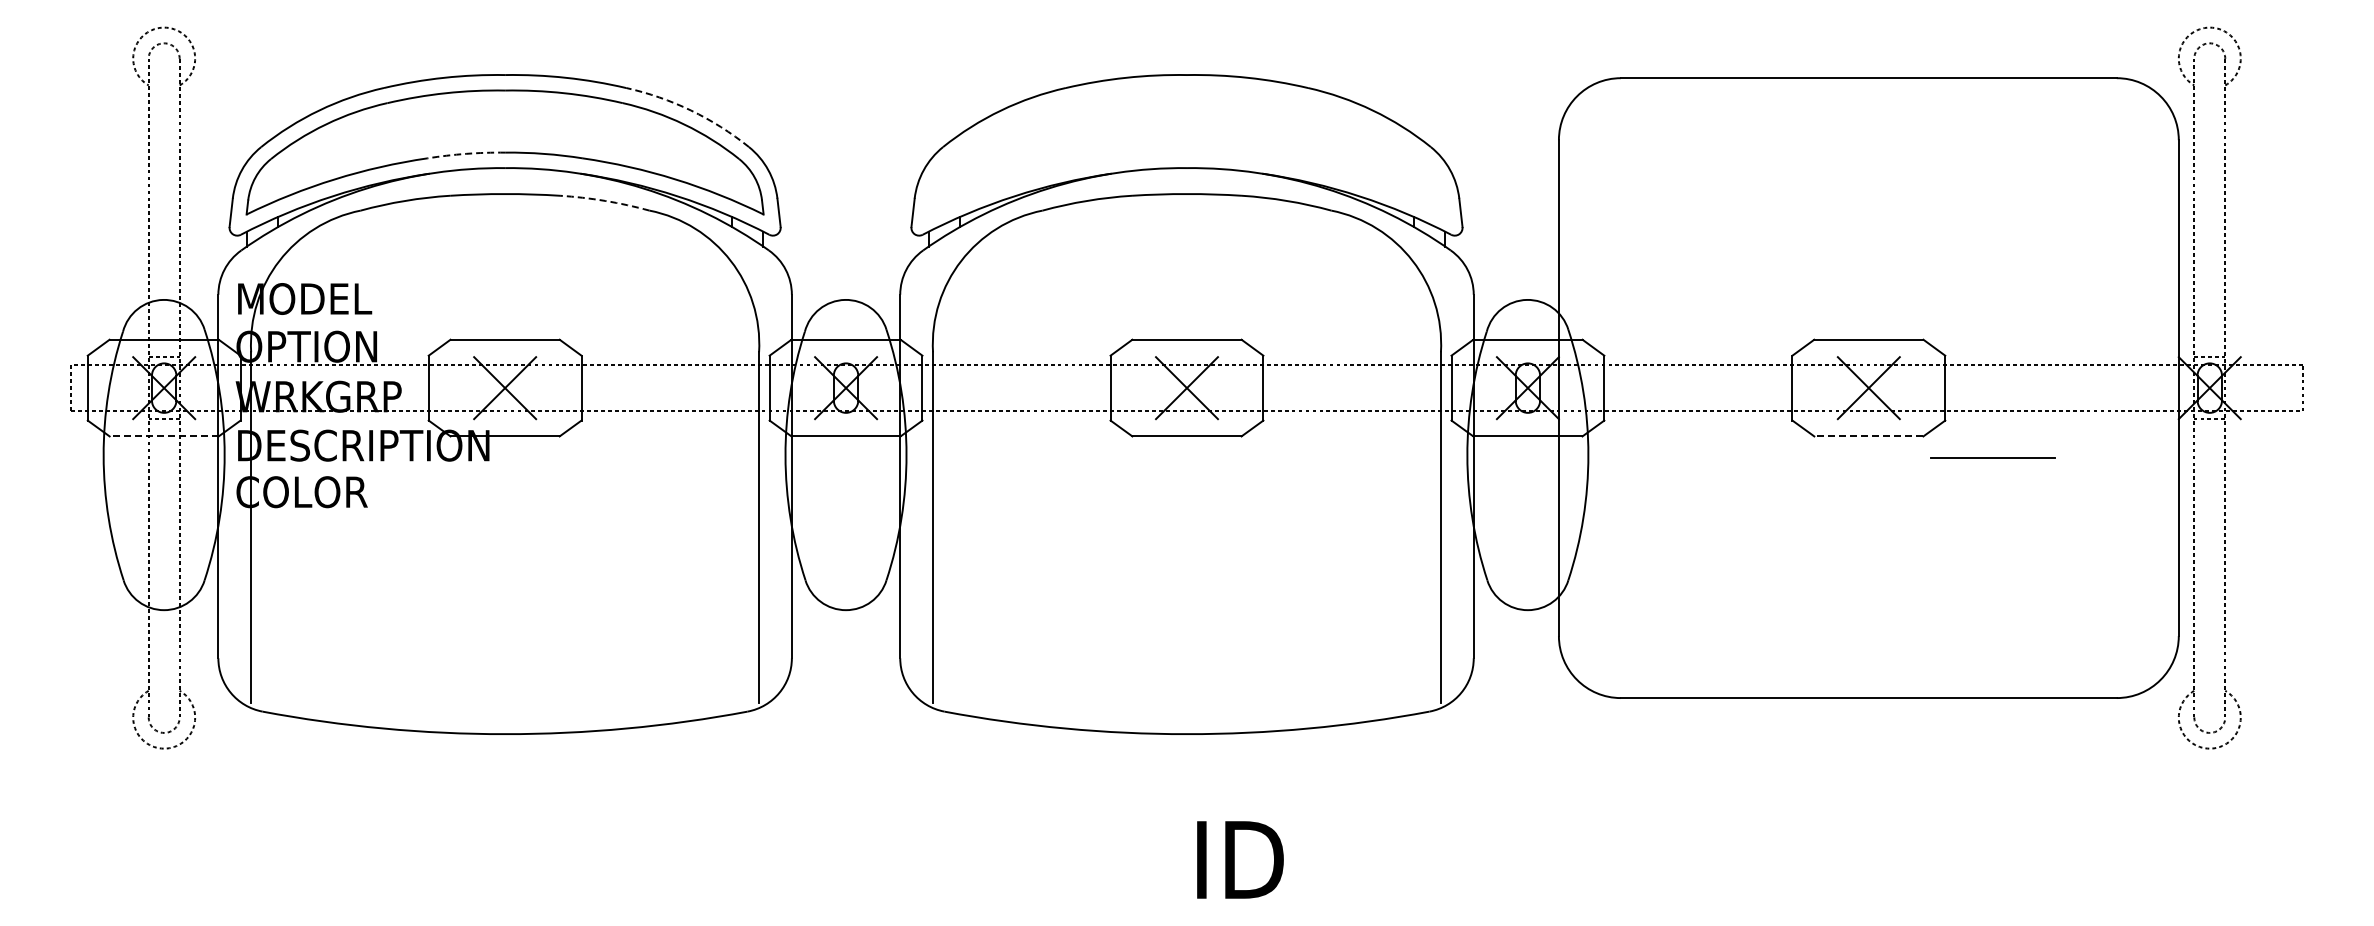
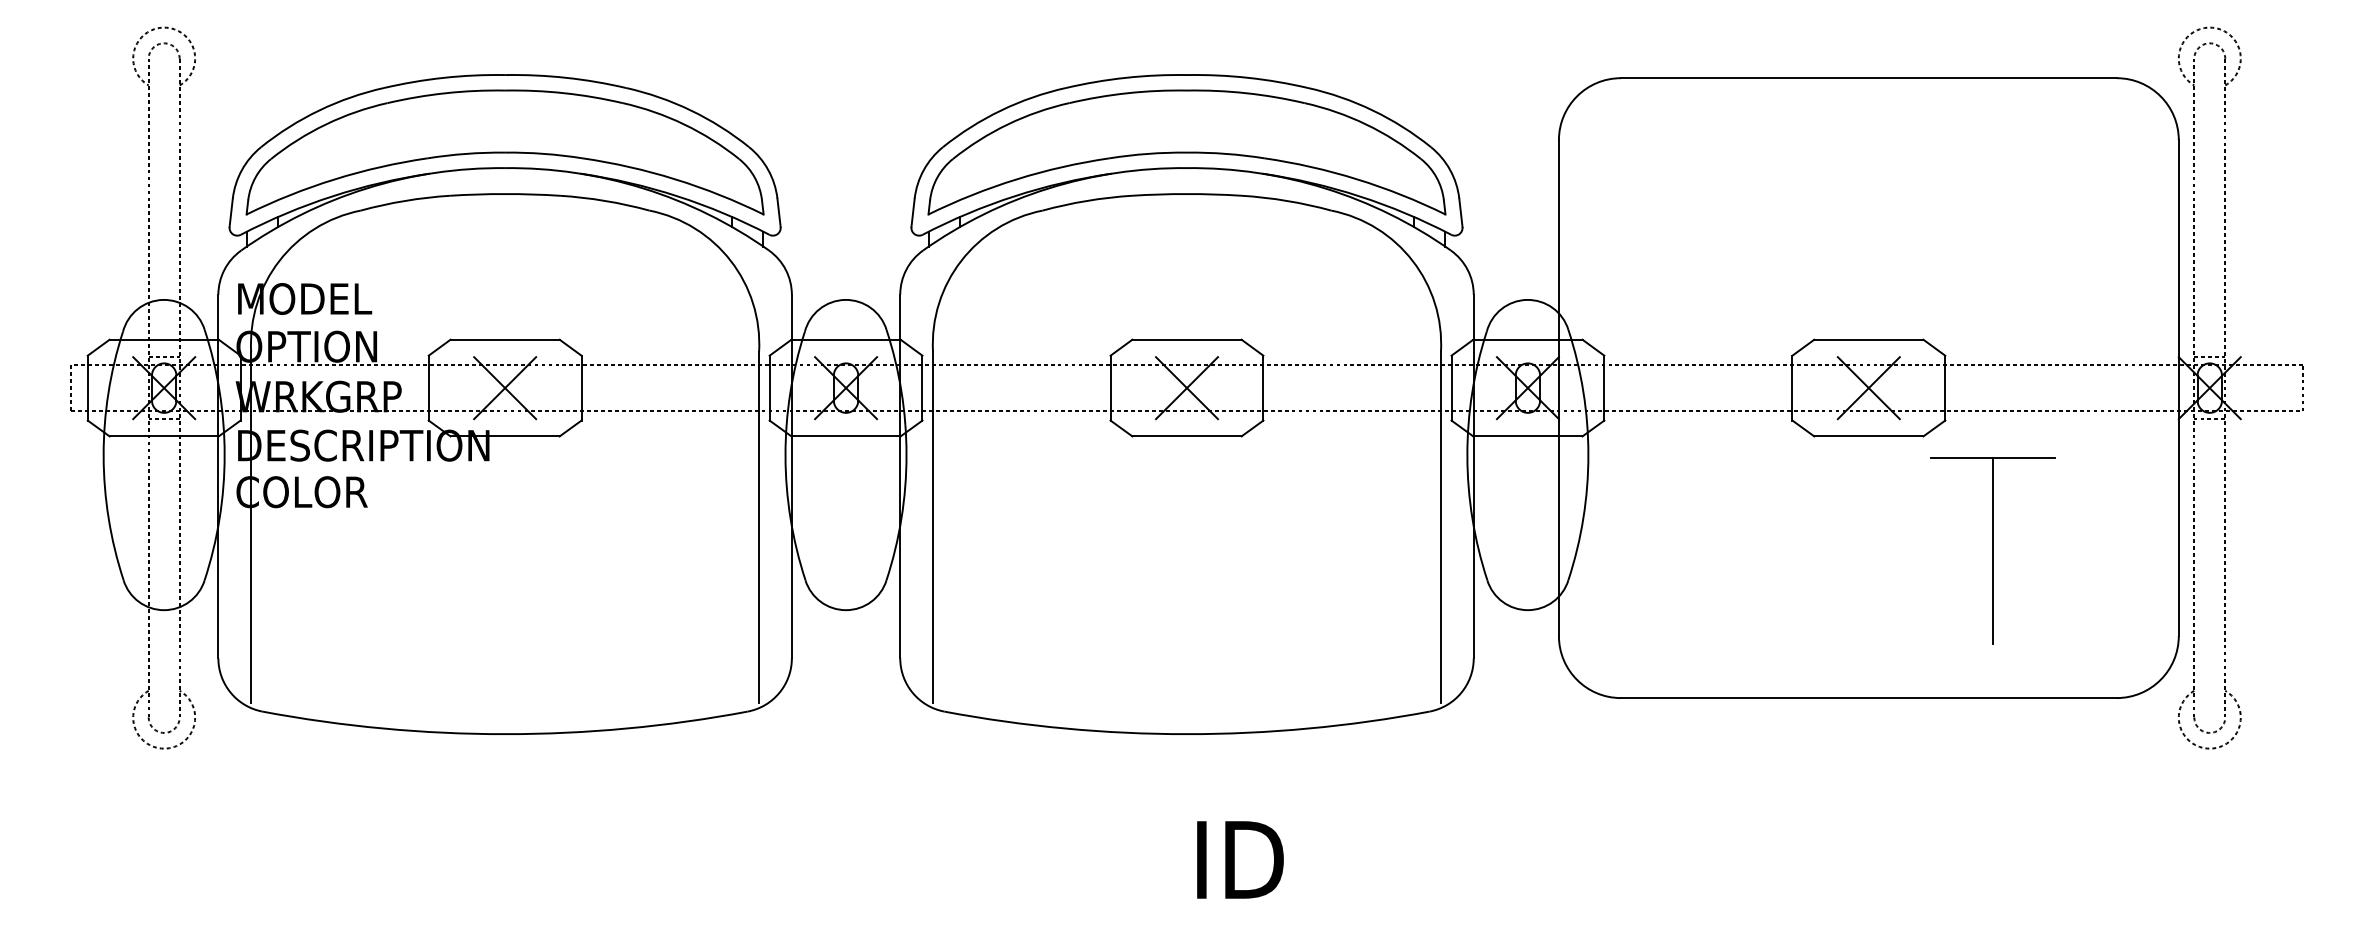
arc: dashed -> solid (690, 110)
part: none -> present (1186, 152)
arc: dashed -> solid (466, 153)
arc: dashed -> solid (605, 200)
line: dashed -> solid (164, 436)
line: dashed -> solid (1868, 436)
line: none -> present (1992, 550)
